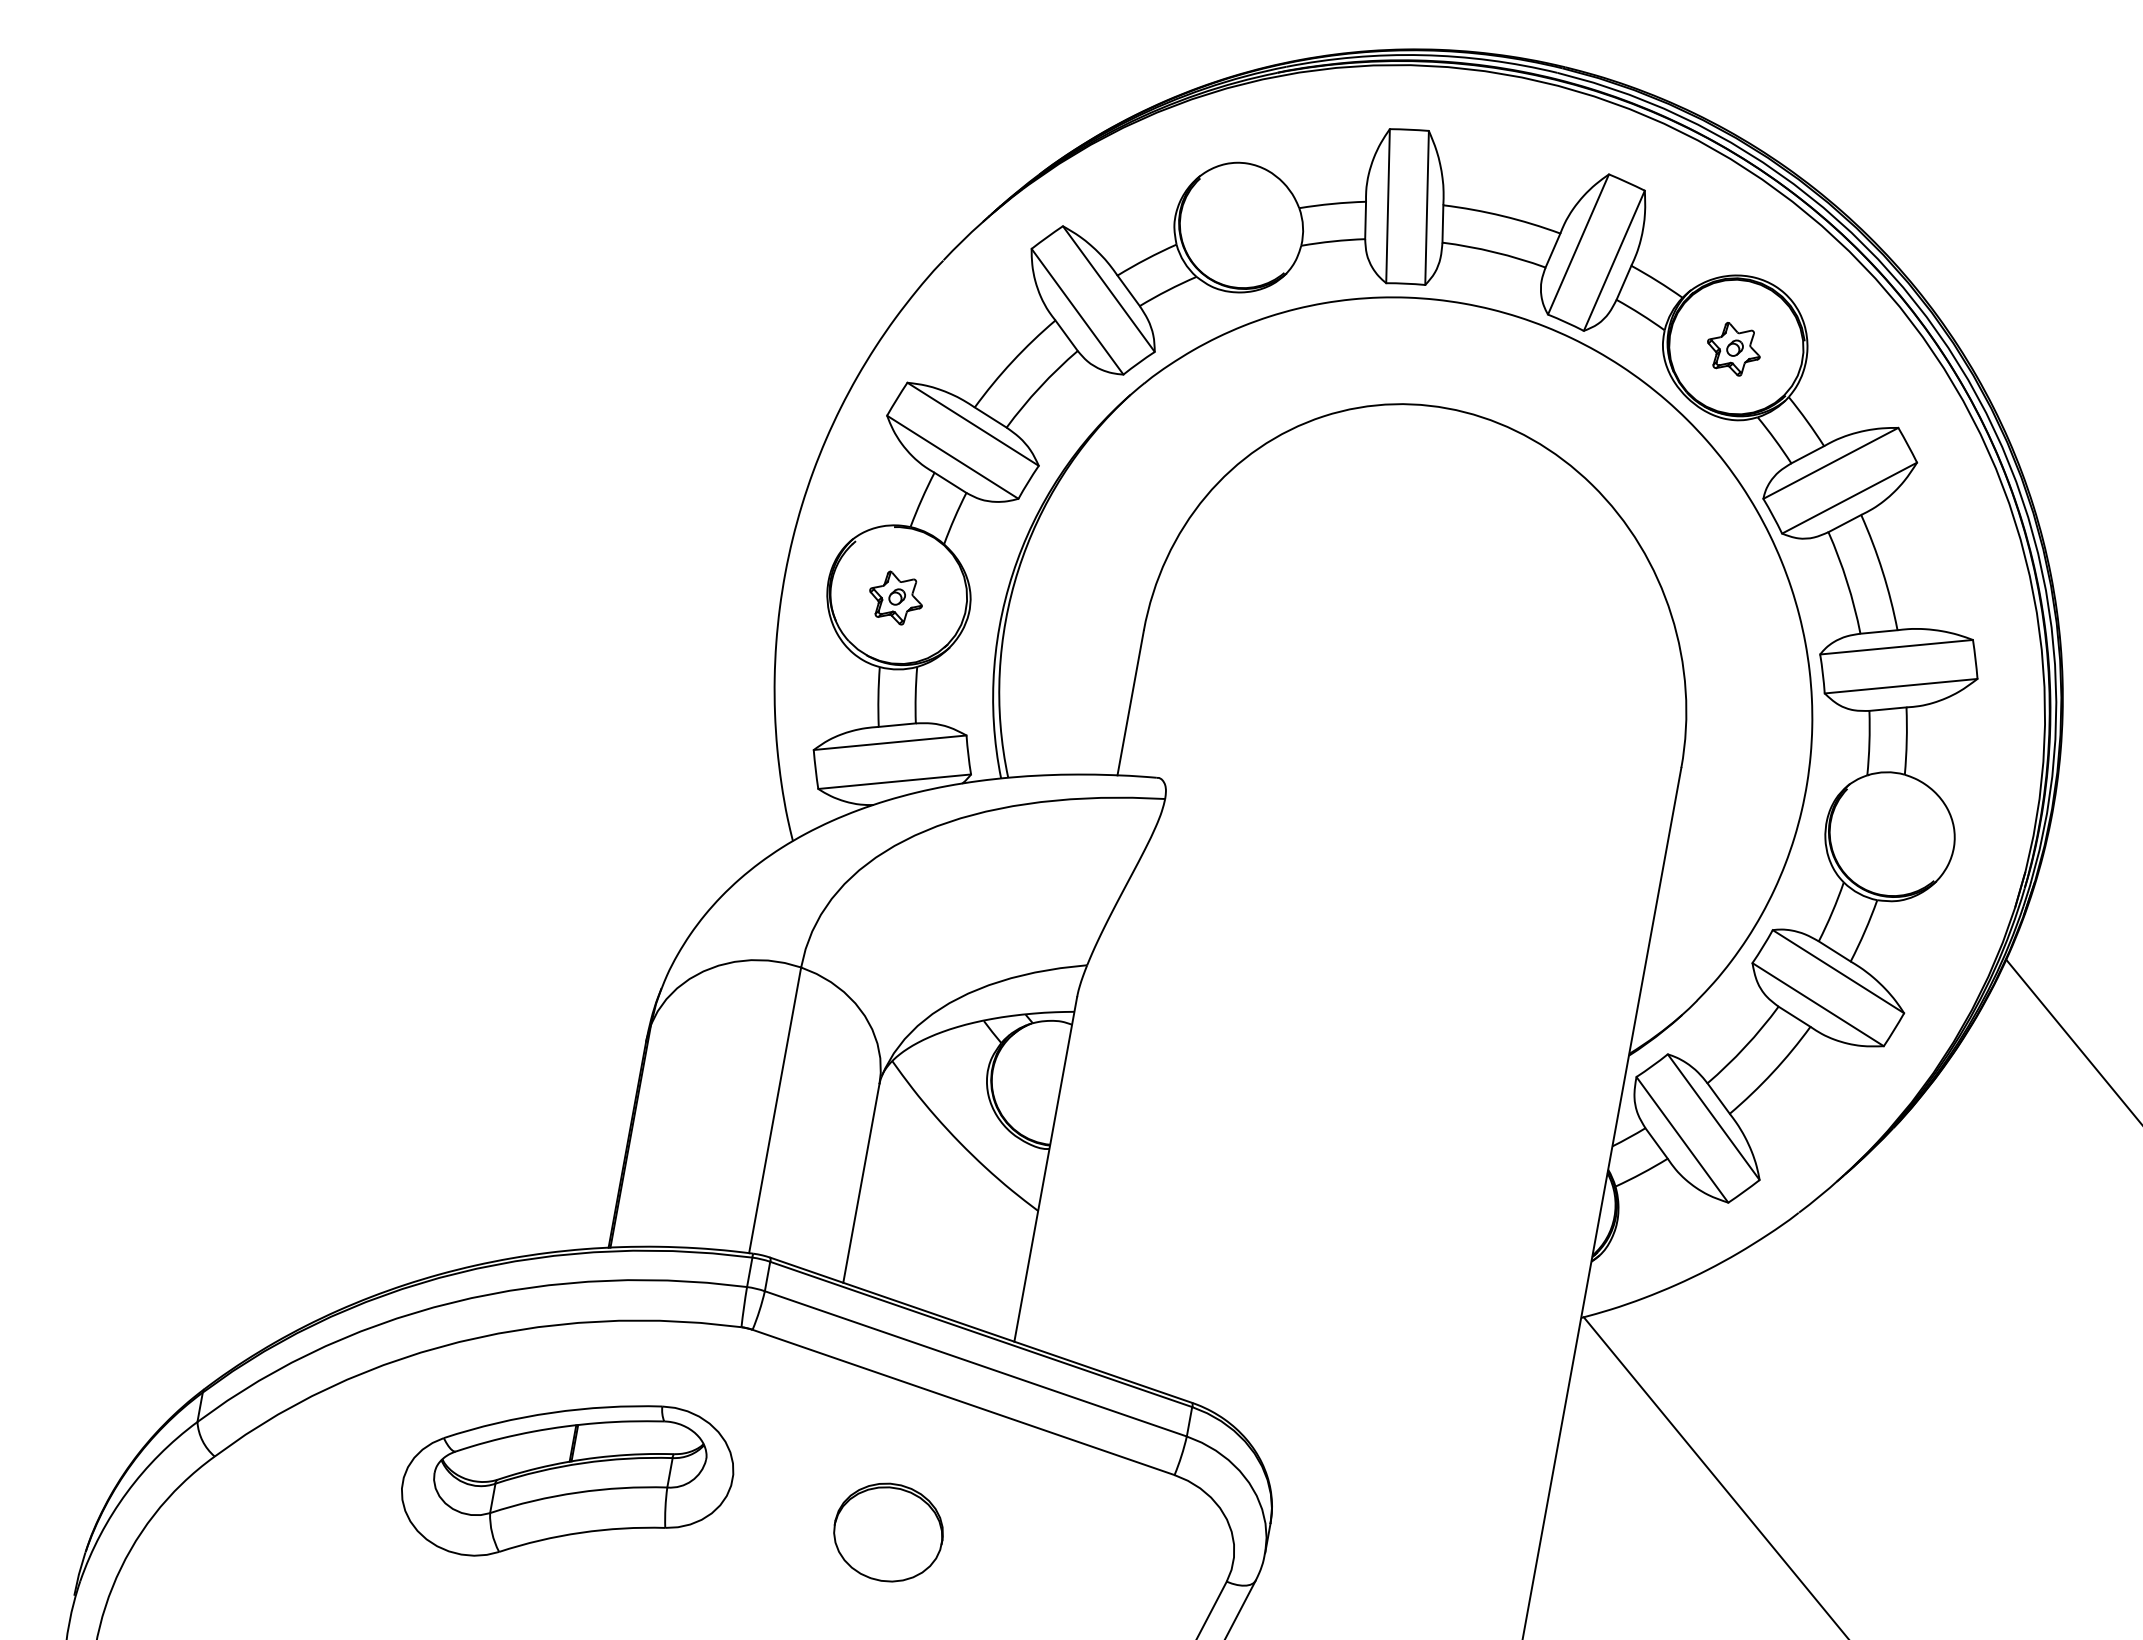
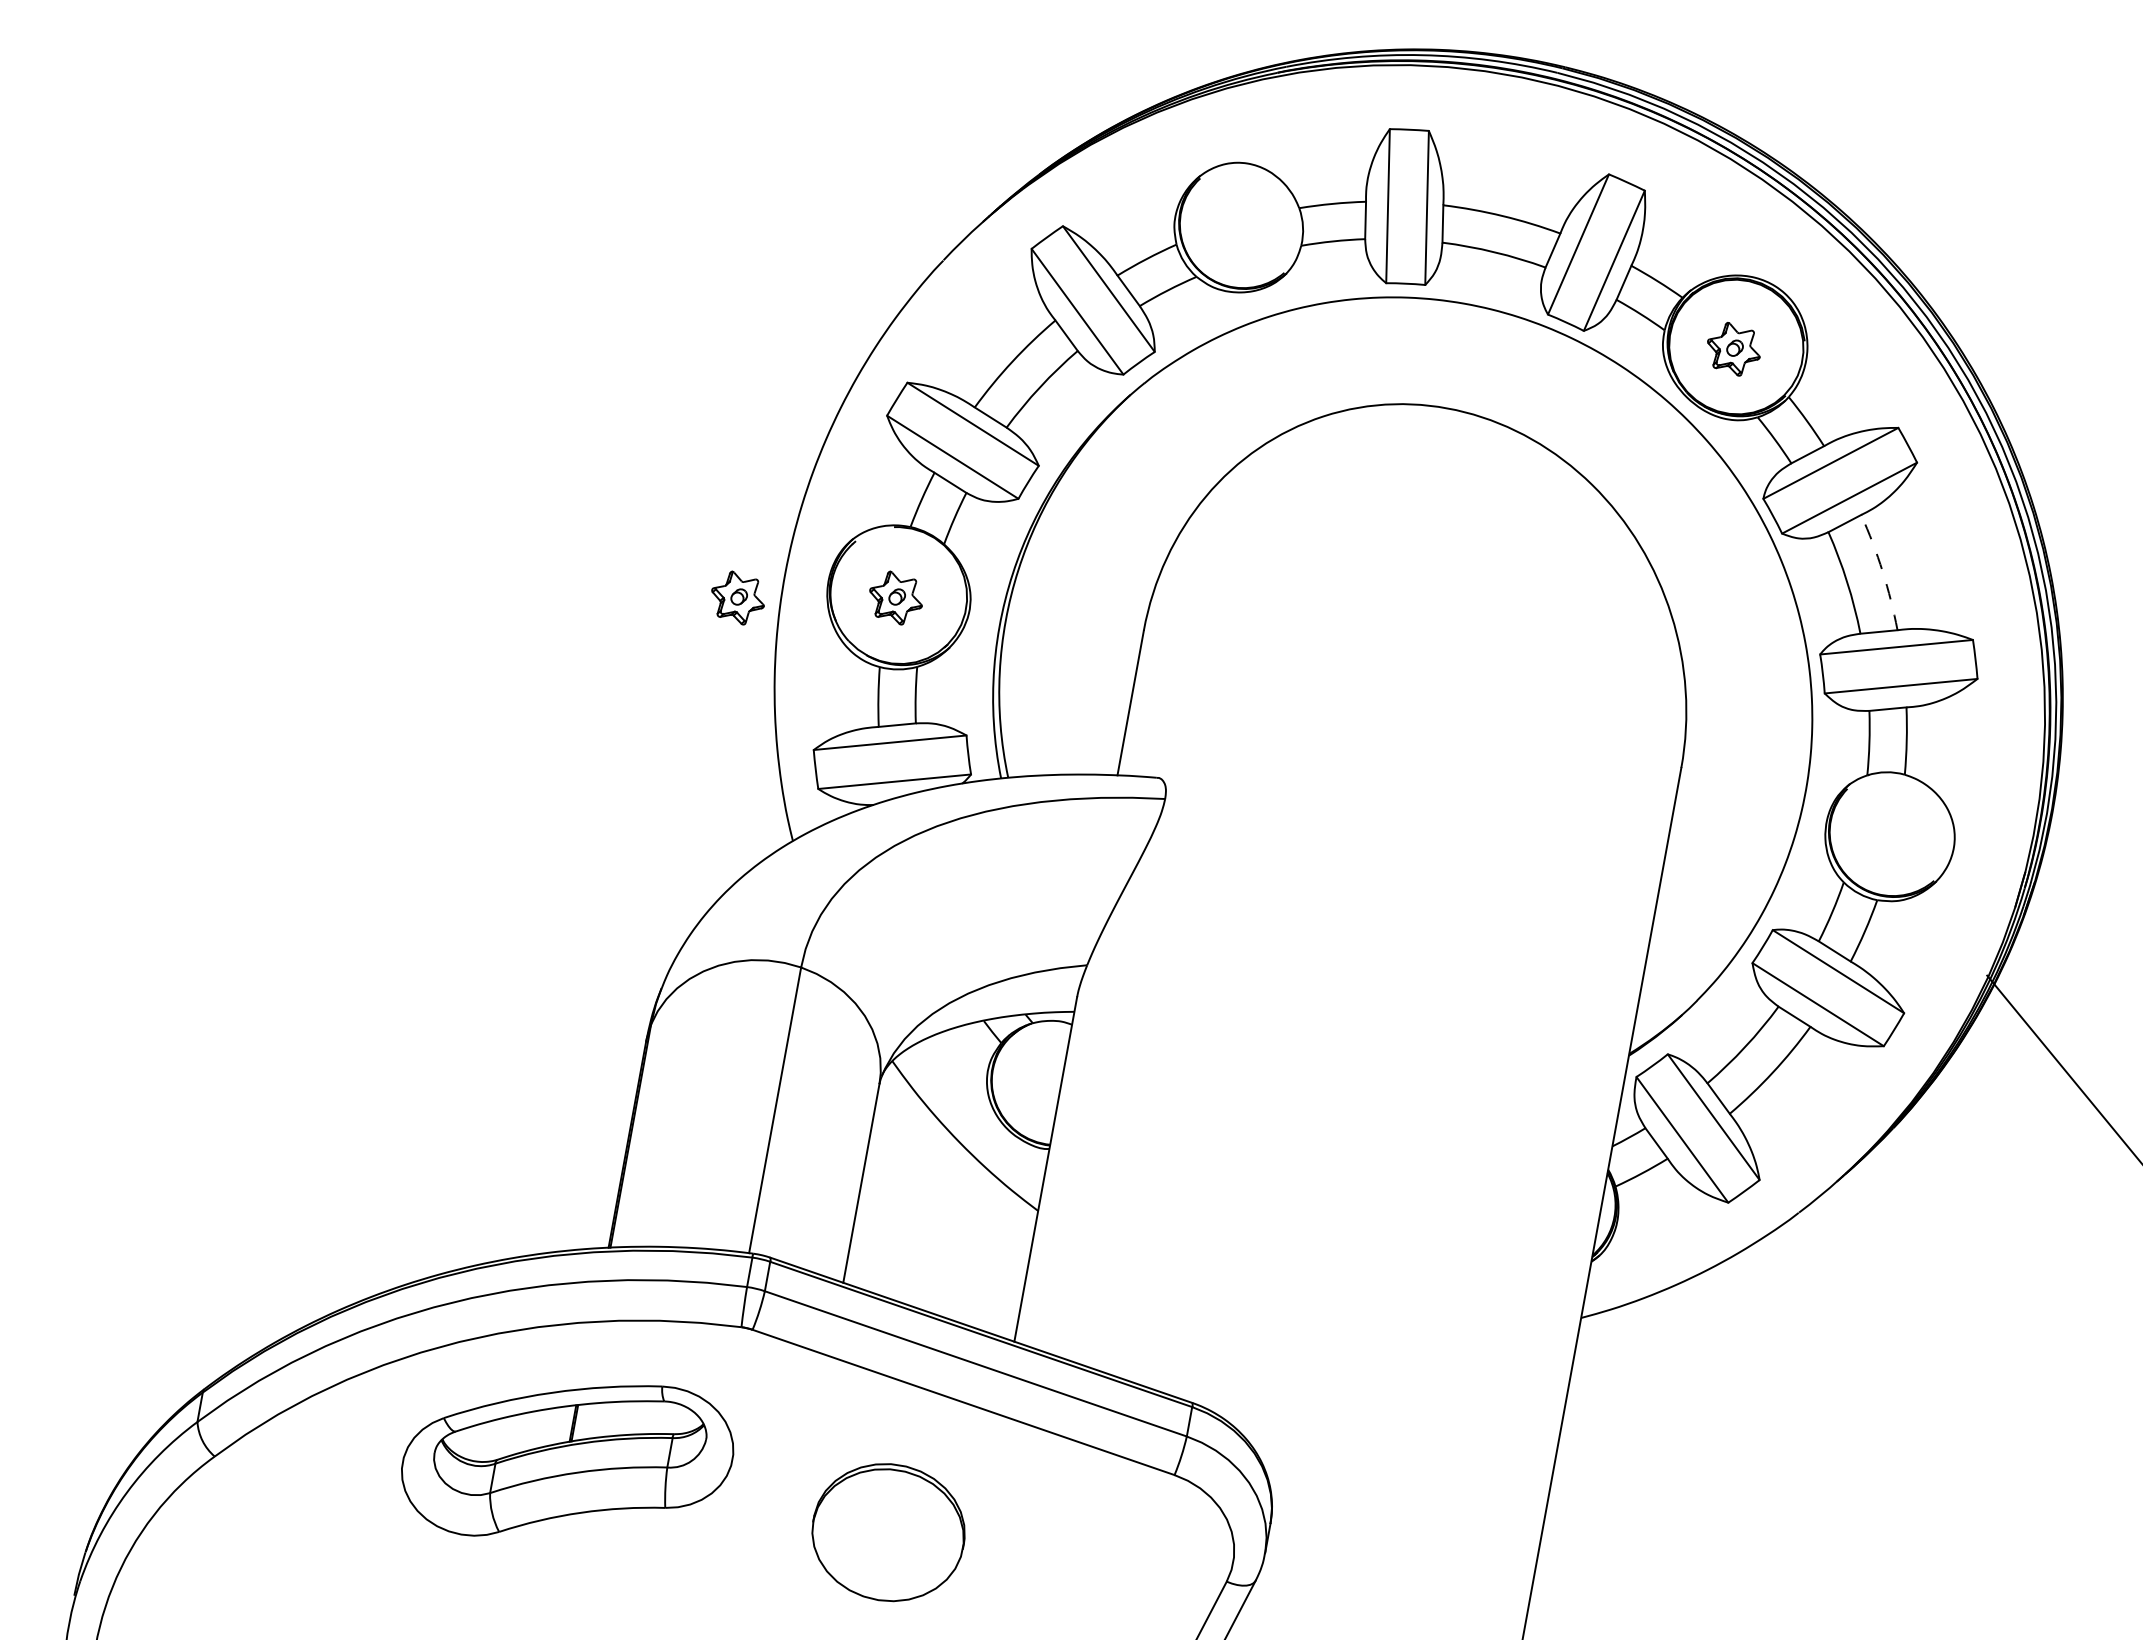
arc: solid -> dashed (1882, 571)
part: none -> present (737, 597)
line position: (2072, 1040) -> (2063, 1068) (2063, 1068)
line: present -> none (1714, 1476)
part position: (567, 1480) -> (567, 1460) (567, 1460)
part size: 111x101 px -> 155x140 px (888, 1532)
